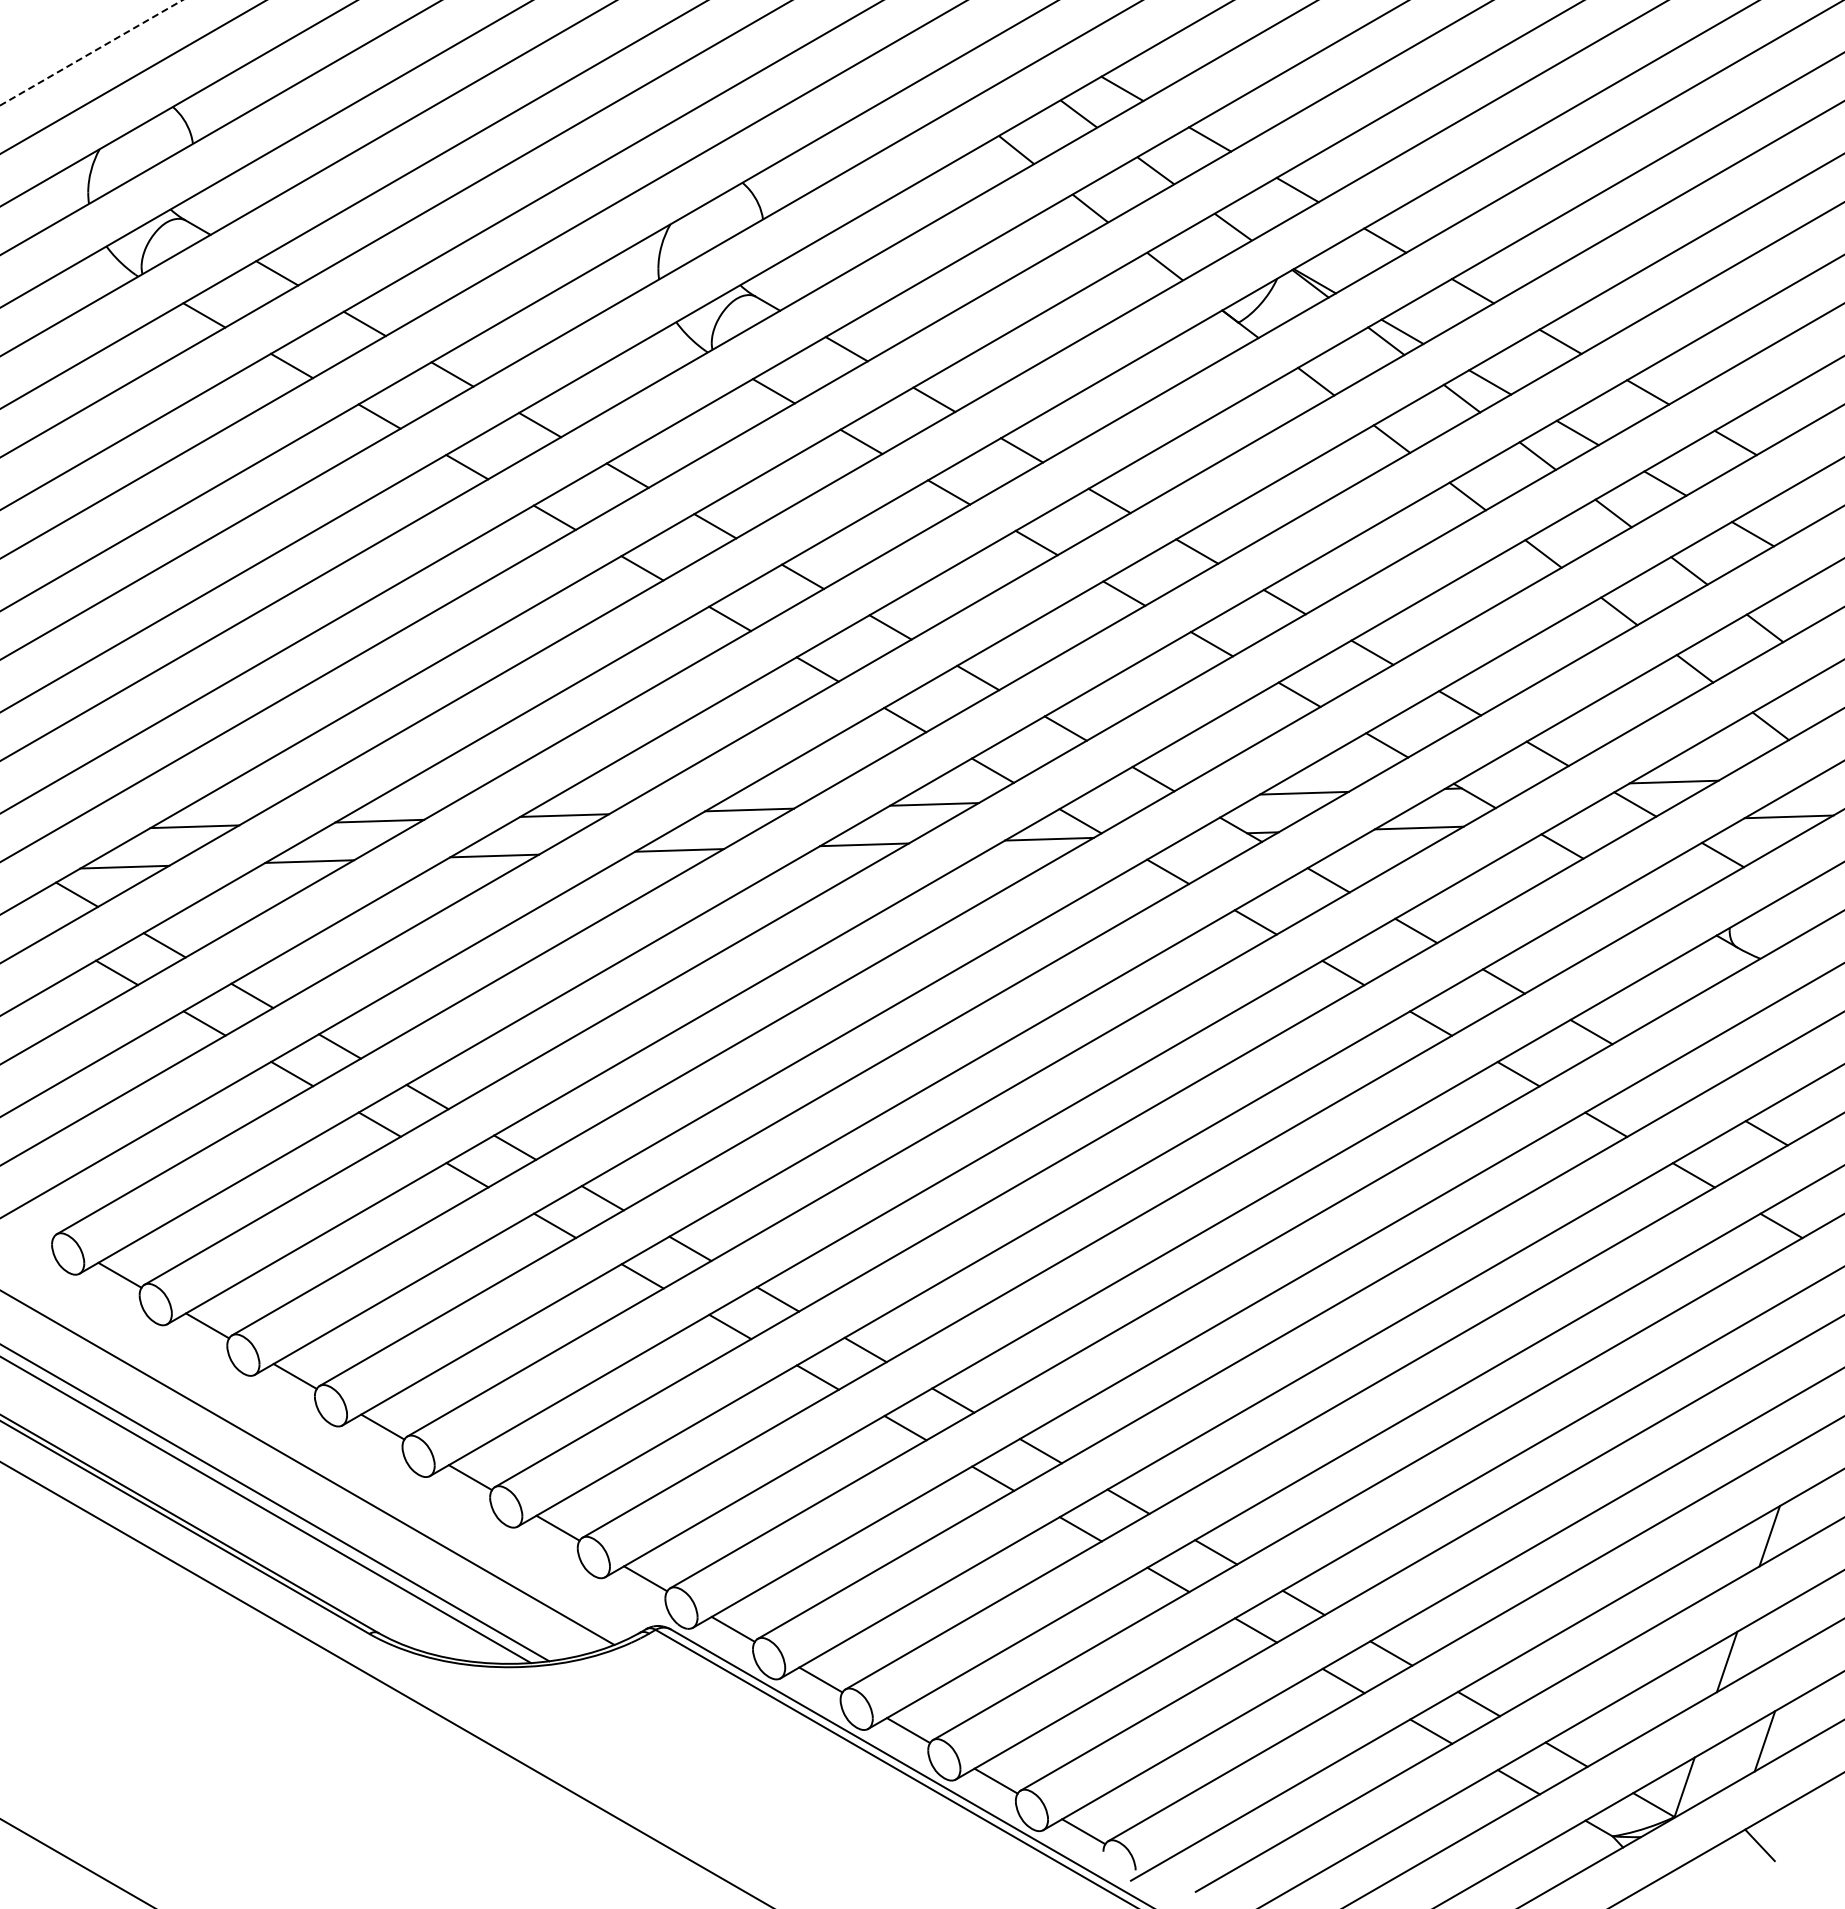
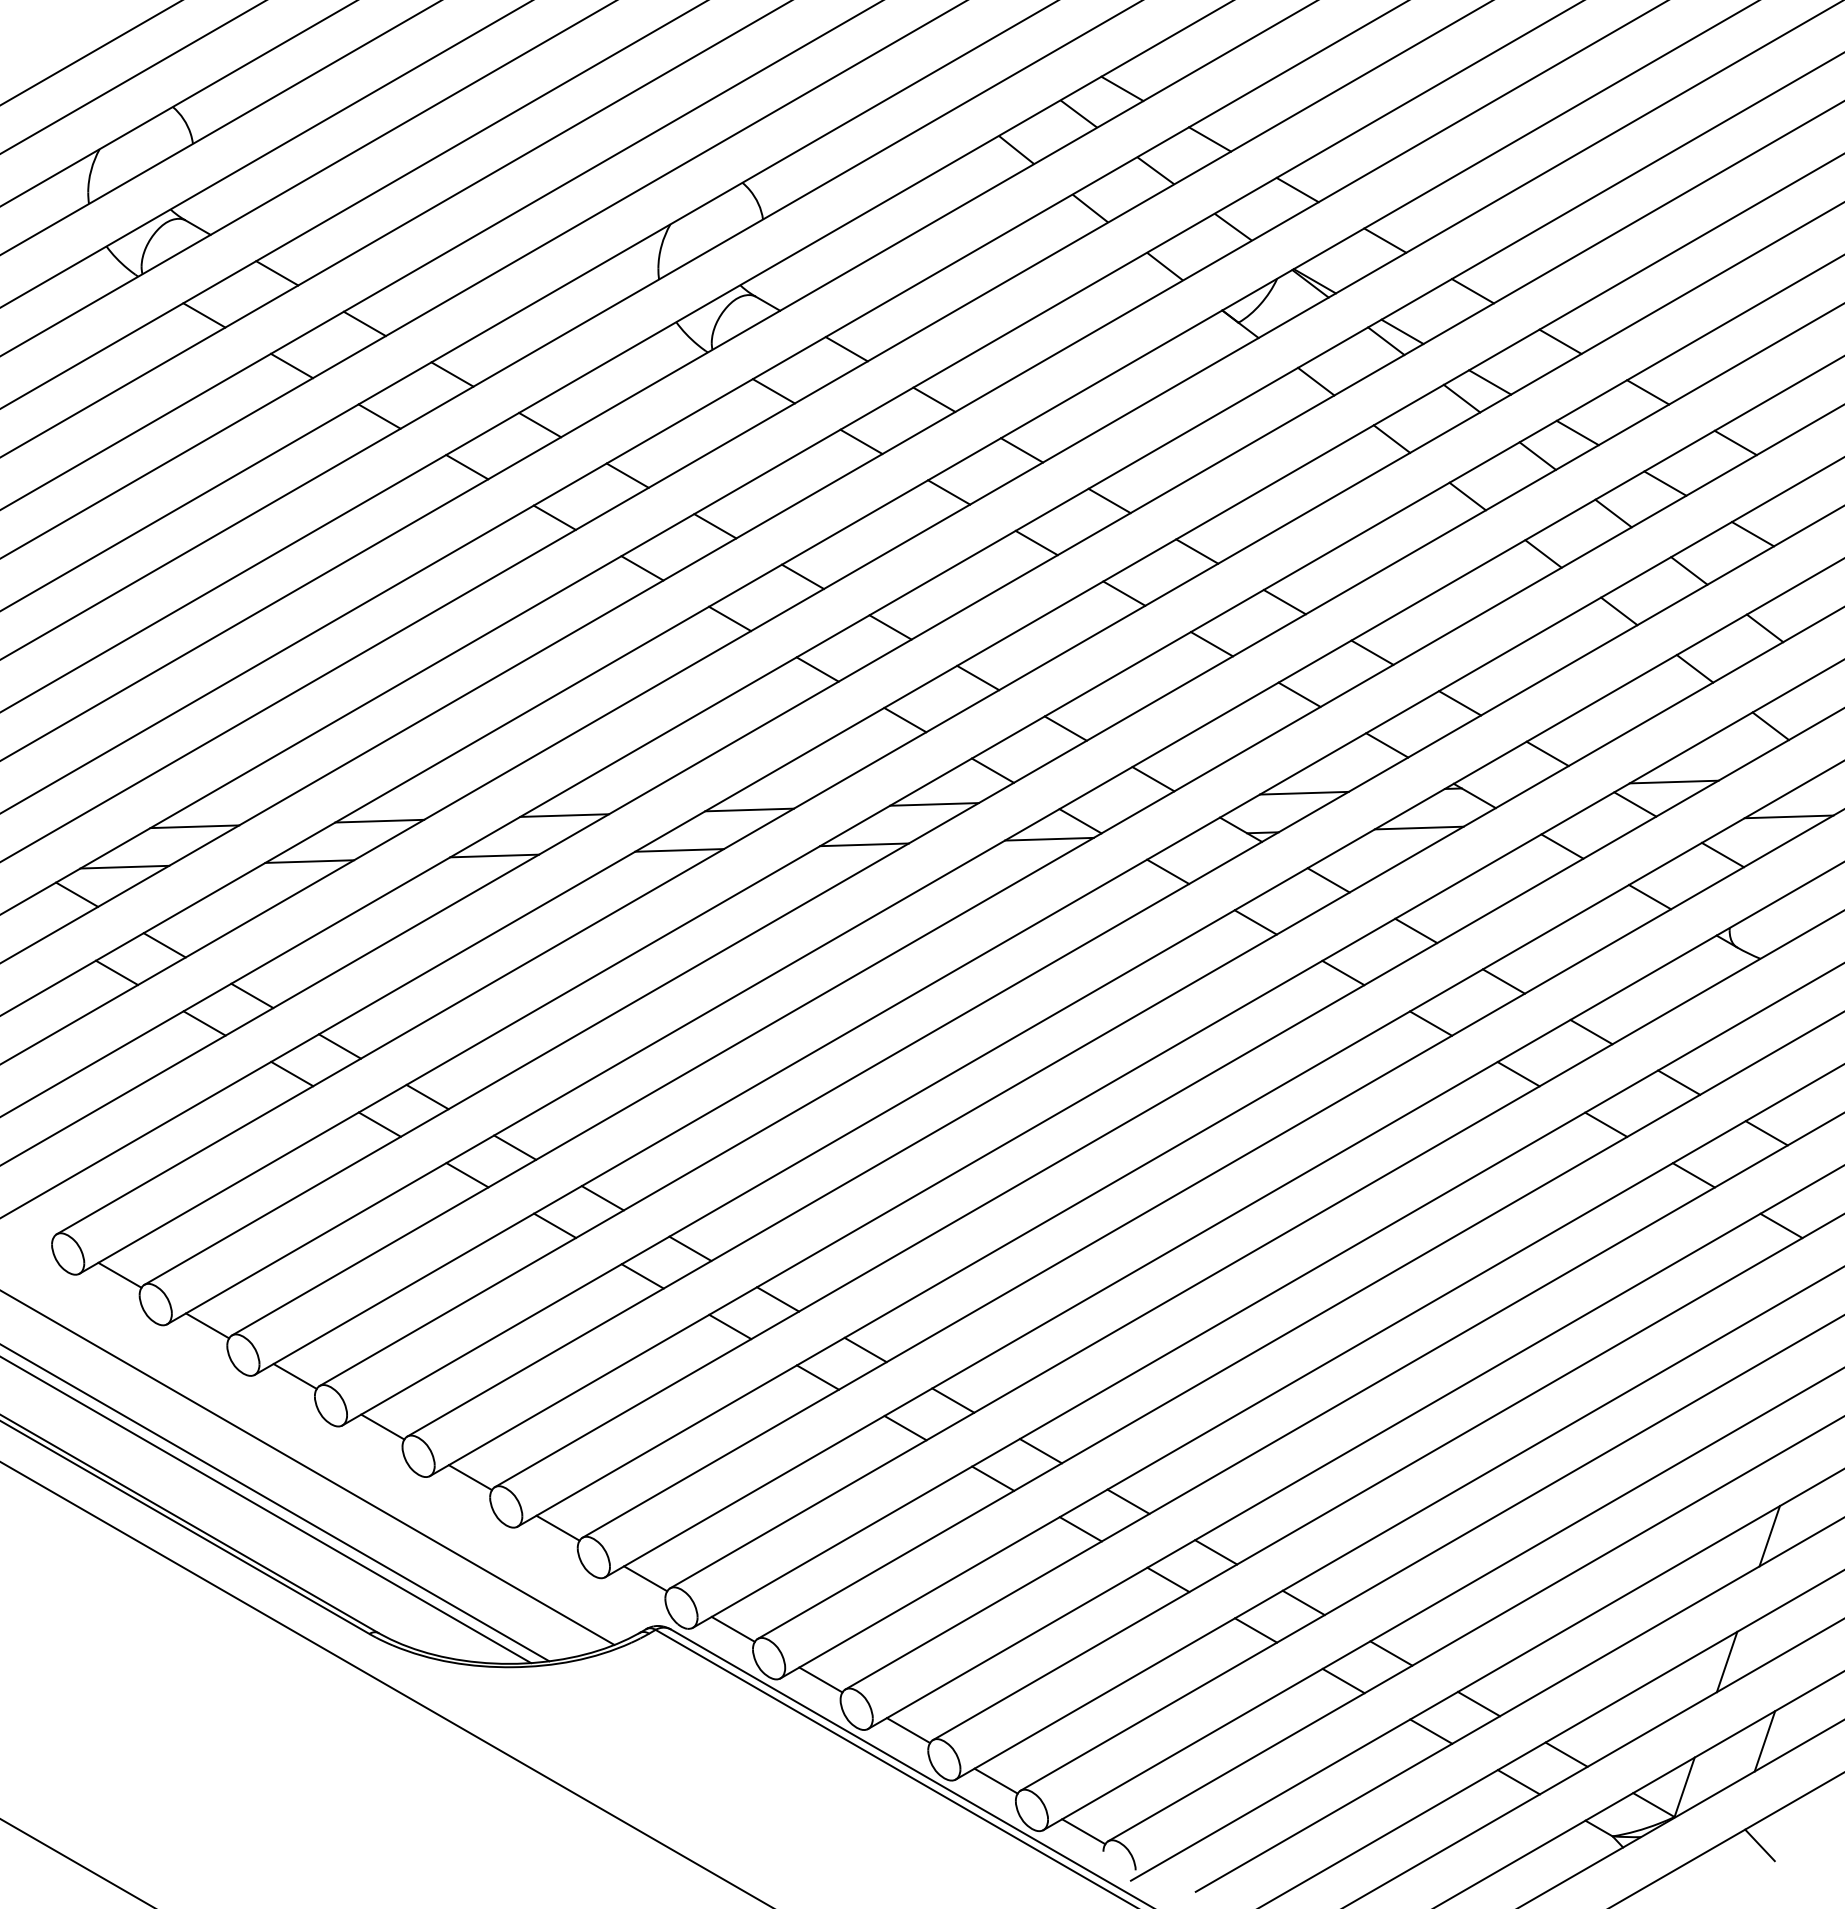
line: dashed -> solid (91, 52)
line: none -> present (1650, 897)
line: none -> present (1679, 1082)
